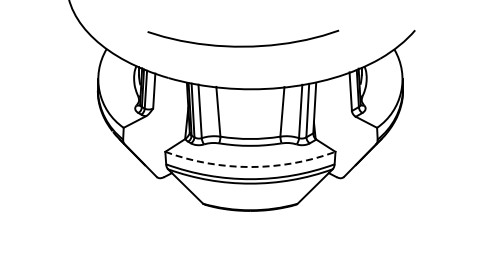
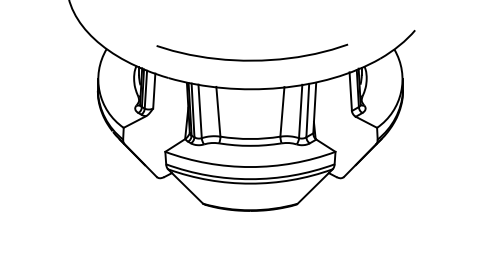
curve position: (243, 45) -> (252, 59) (252, 59)
arc: dashed -> solid (250, 167)
